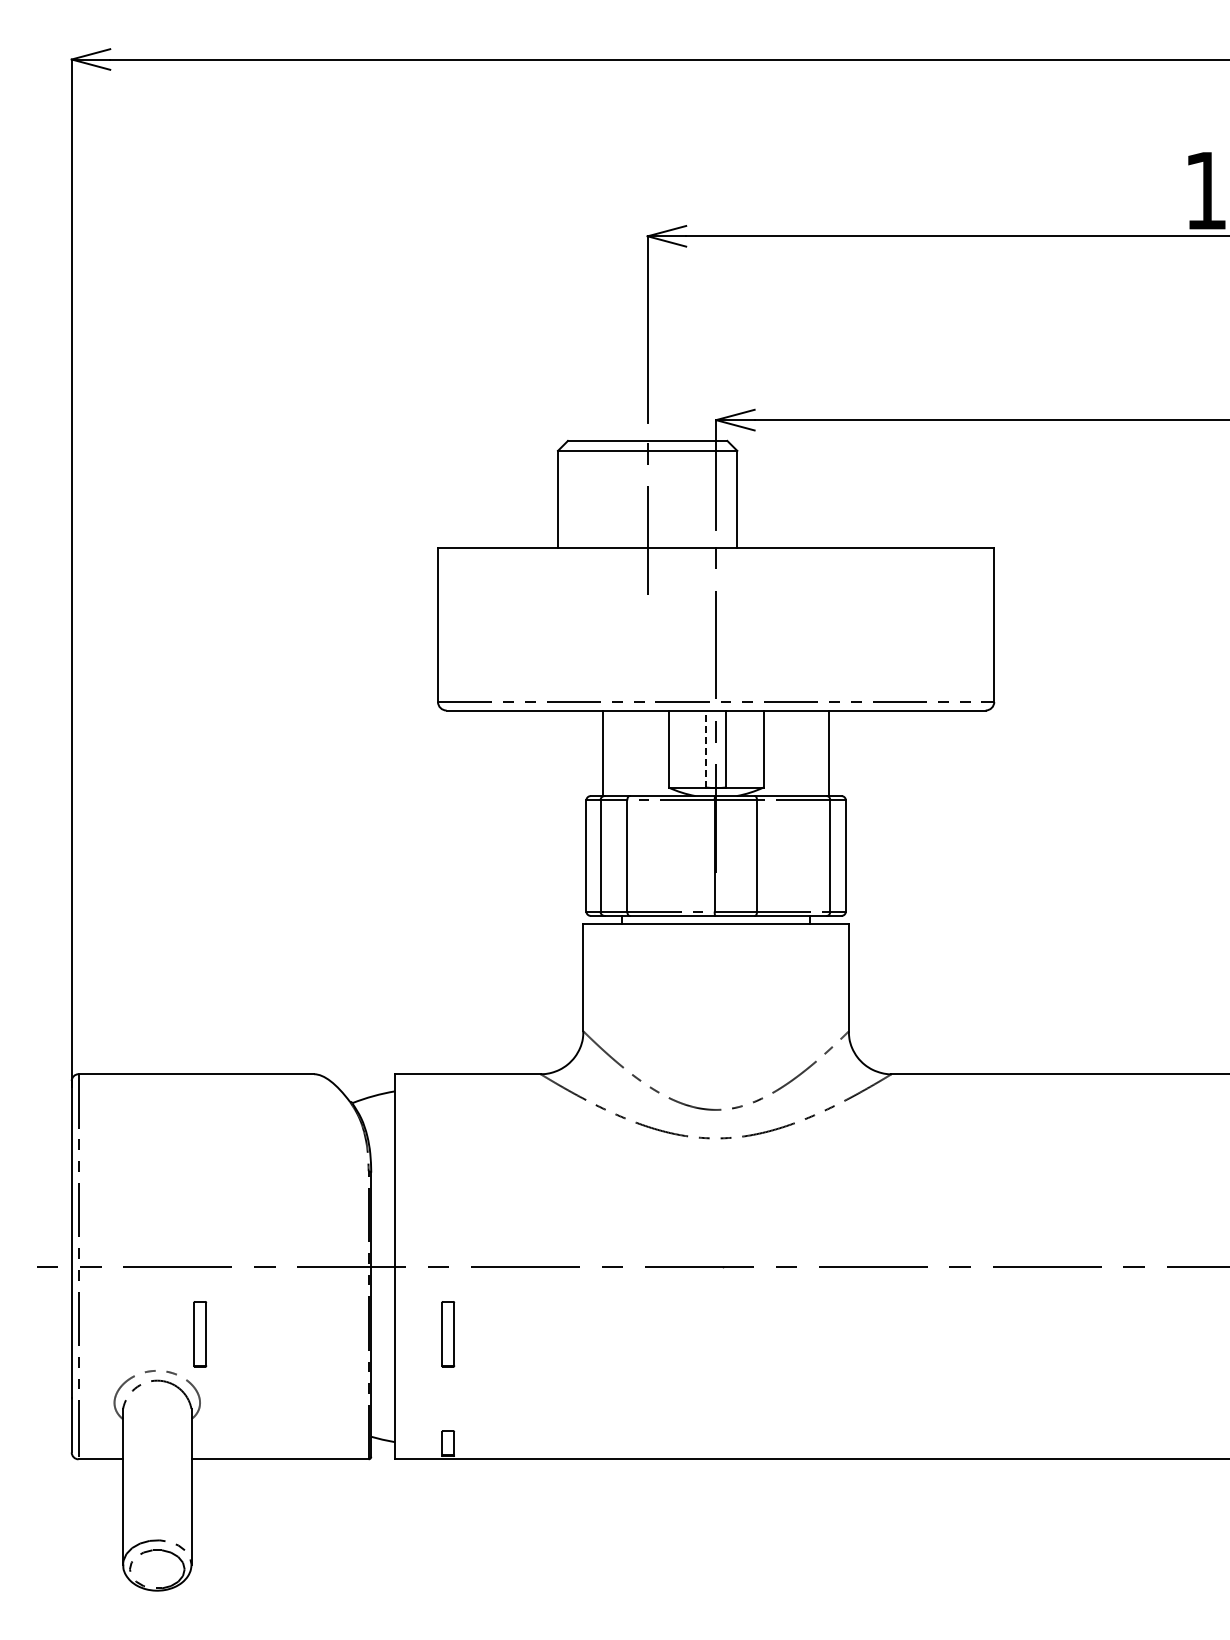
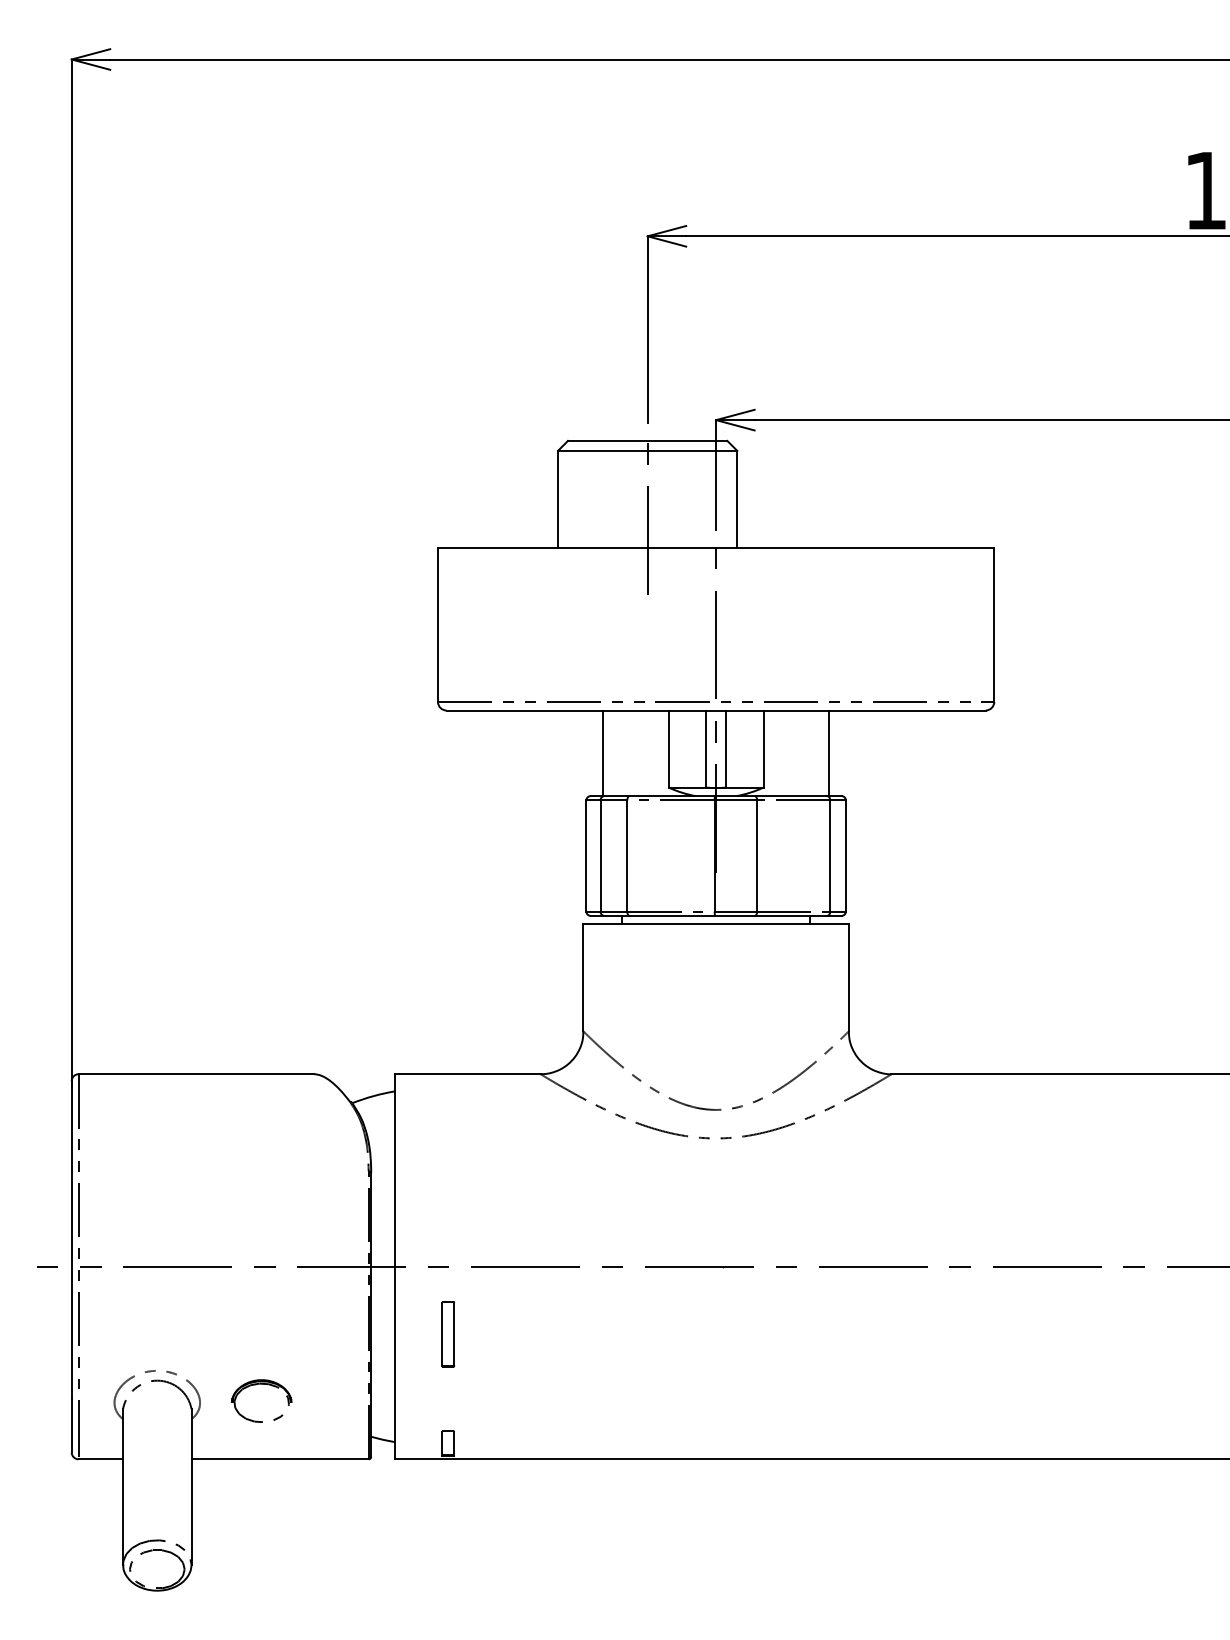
line: dashed -> solid (705, 749)
part: present -> none (200, 1334)
part: none -> present (256, 1385)
